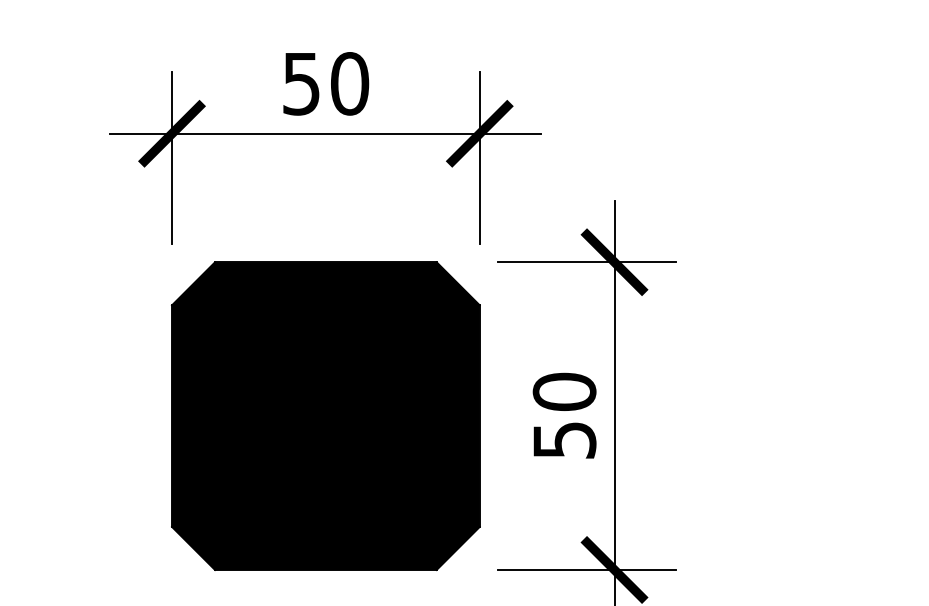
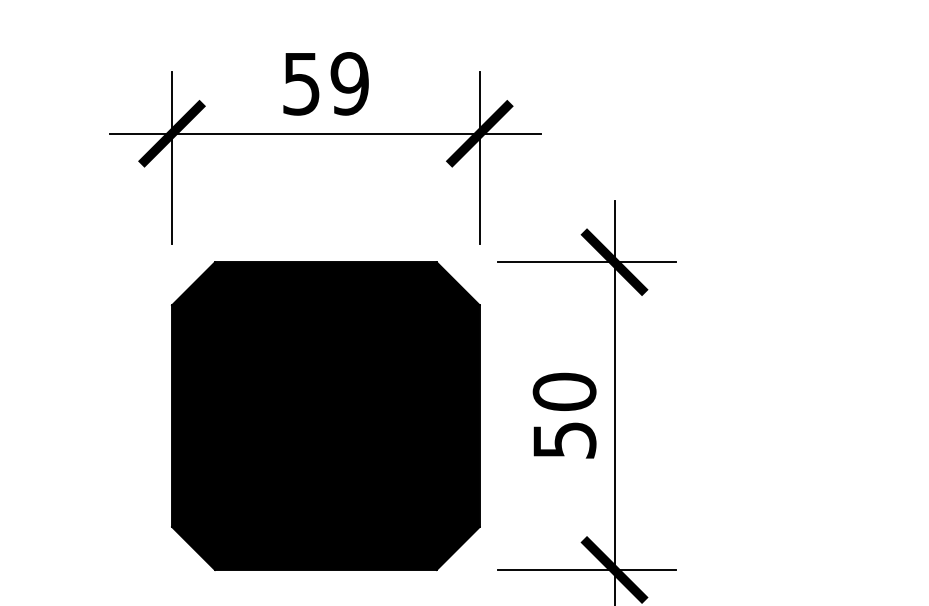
text: 50 -> 59 (349, 83)
